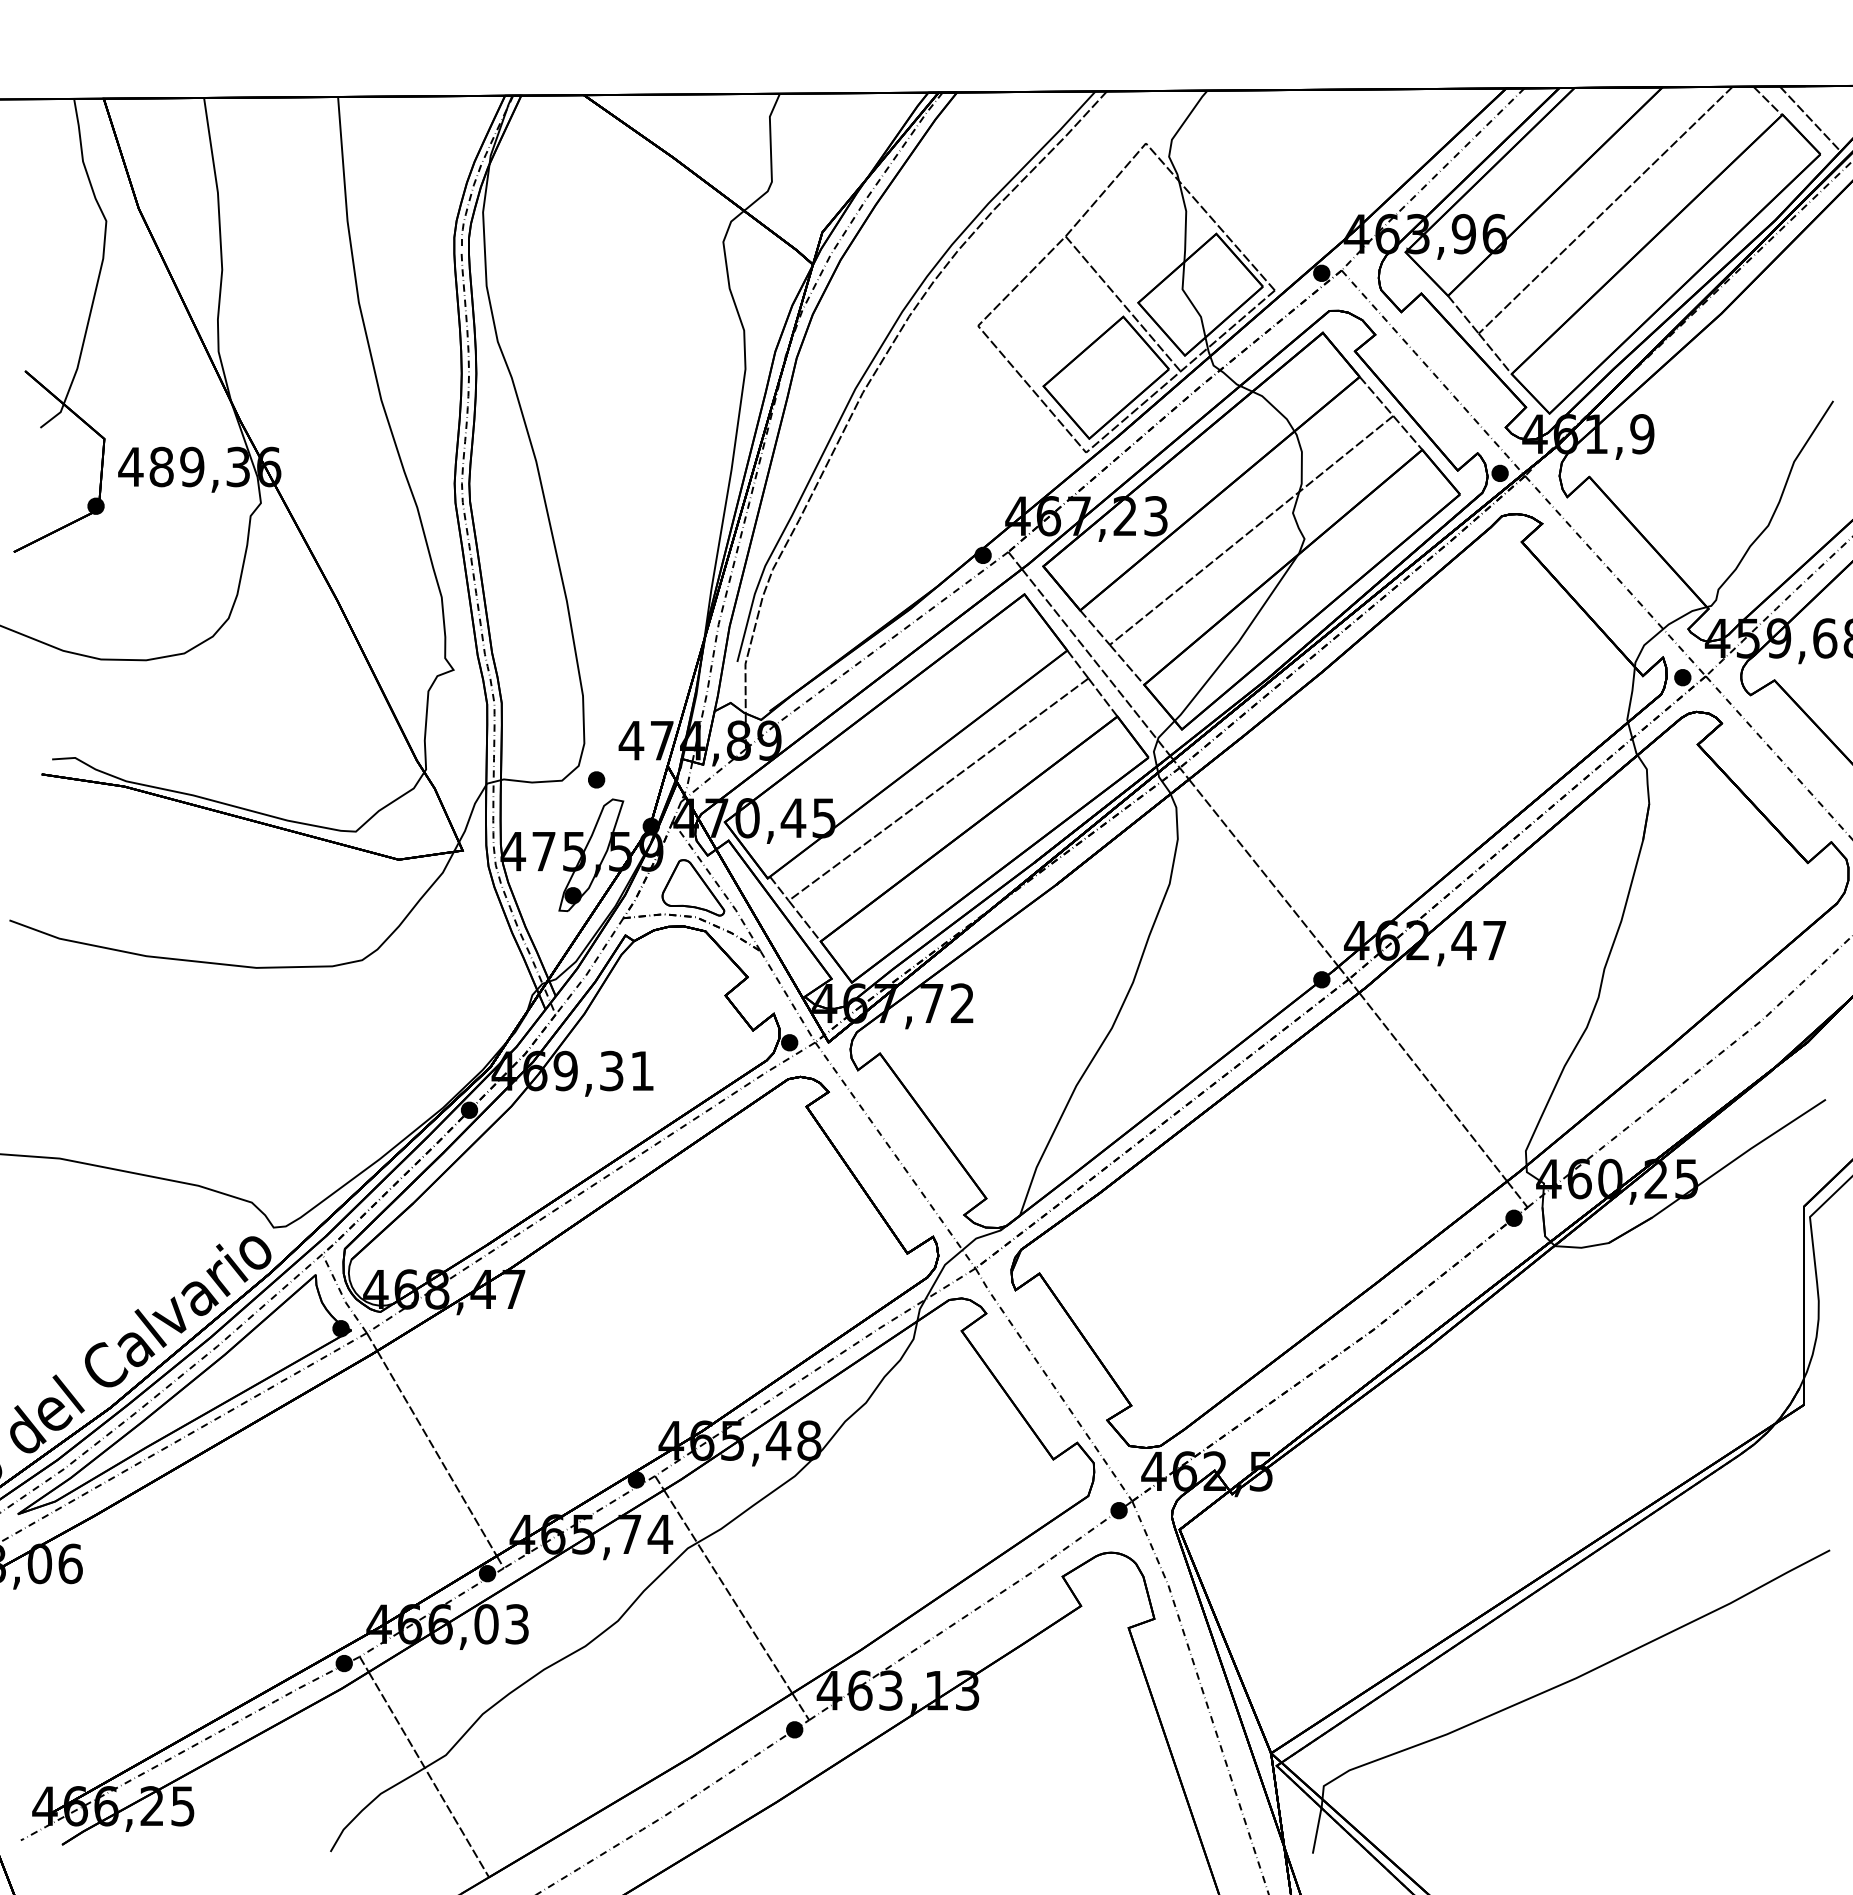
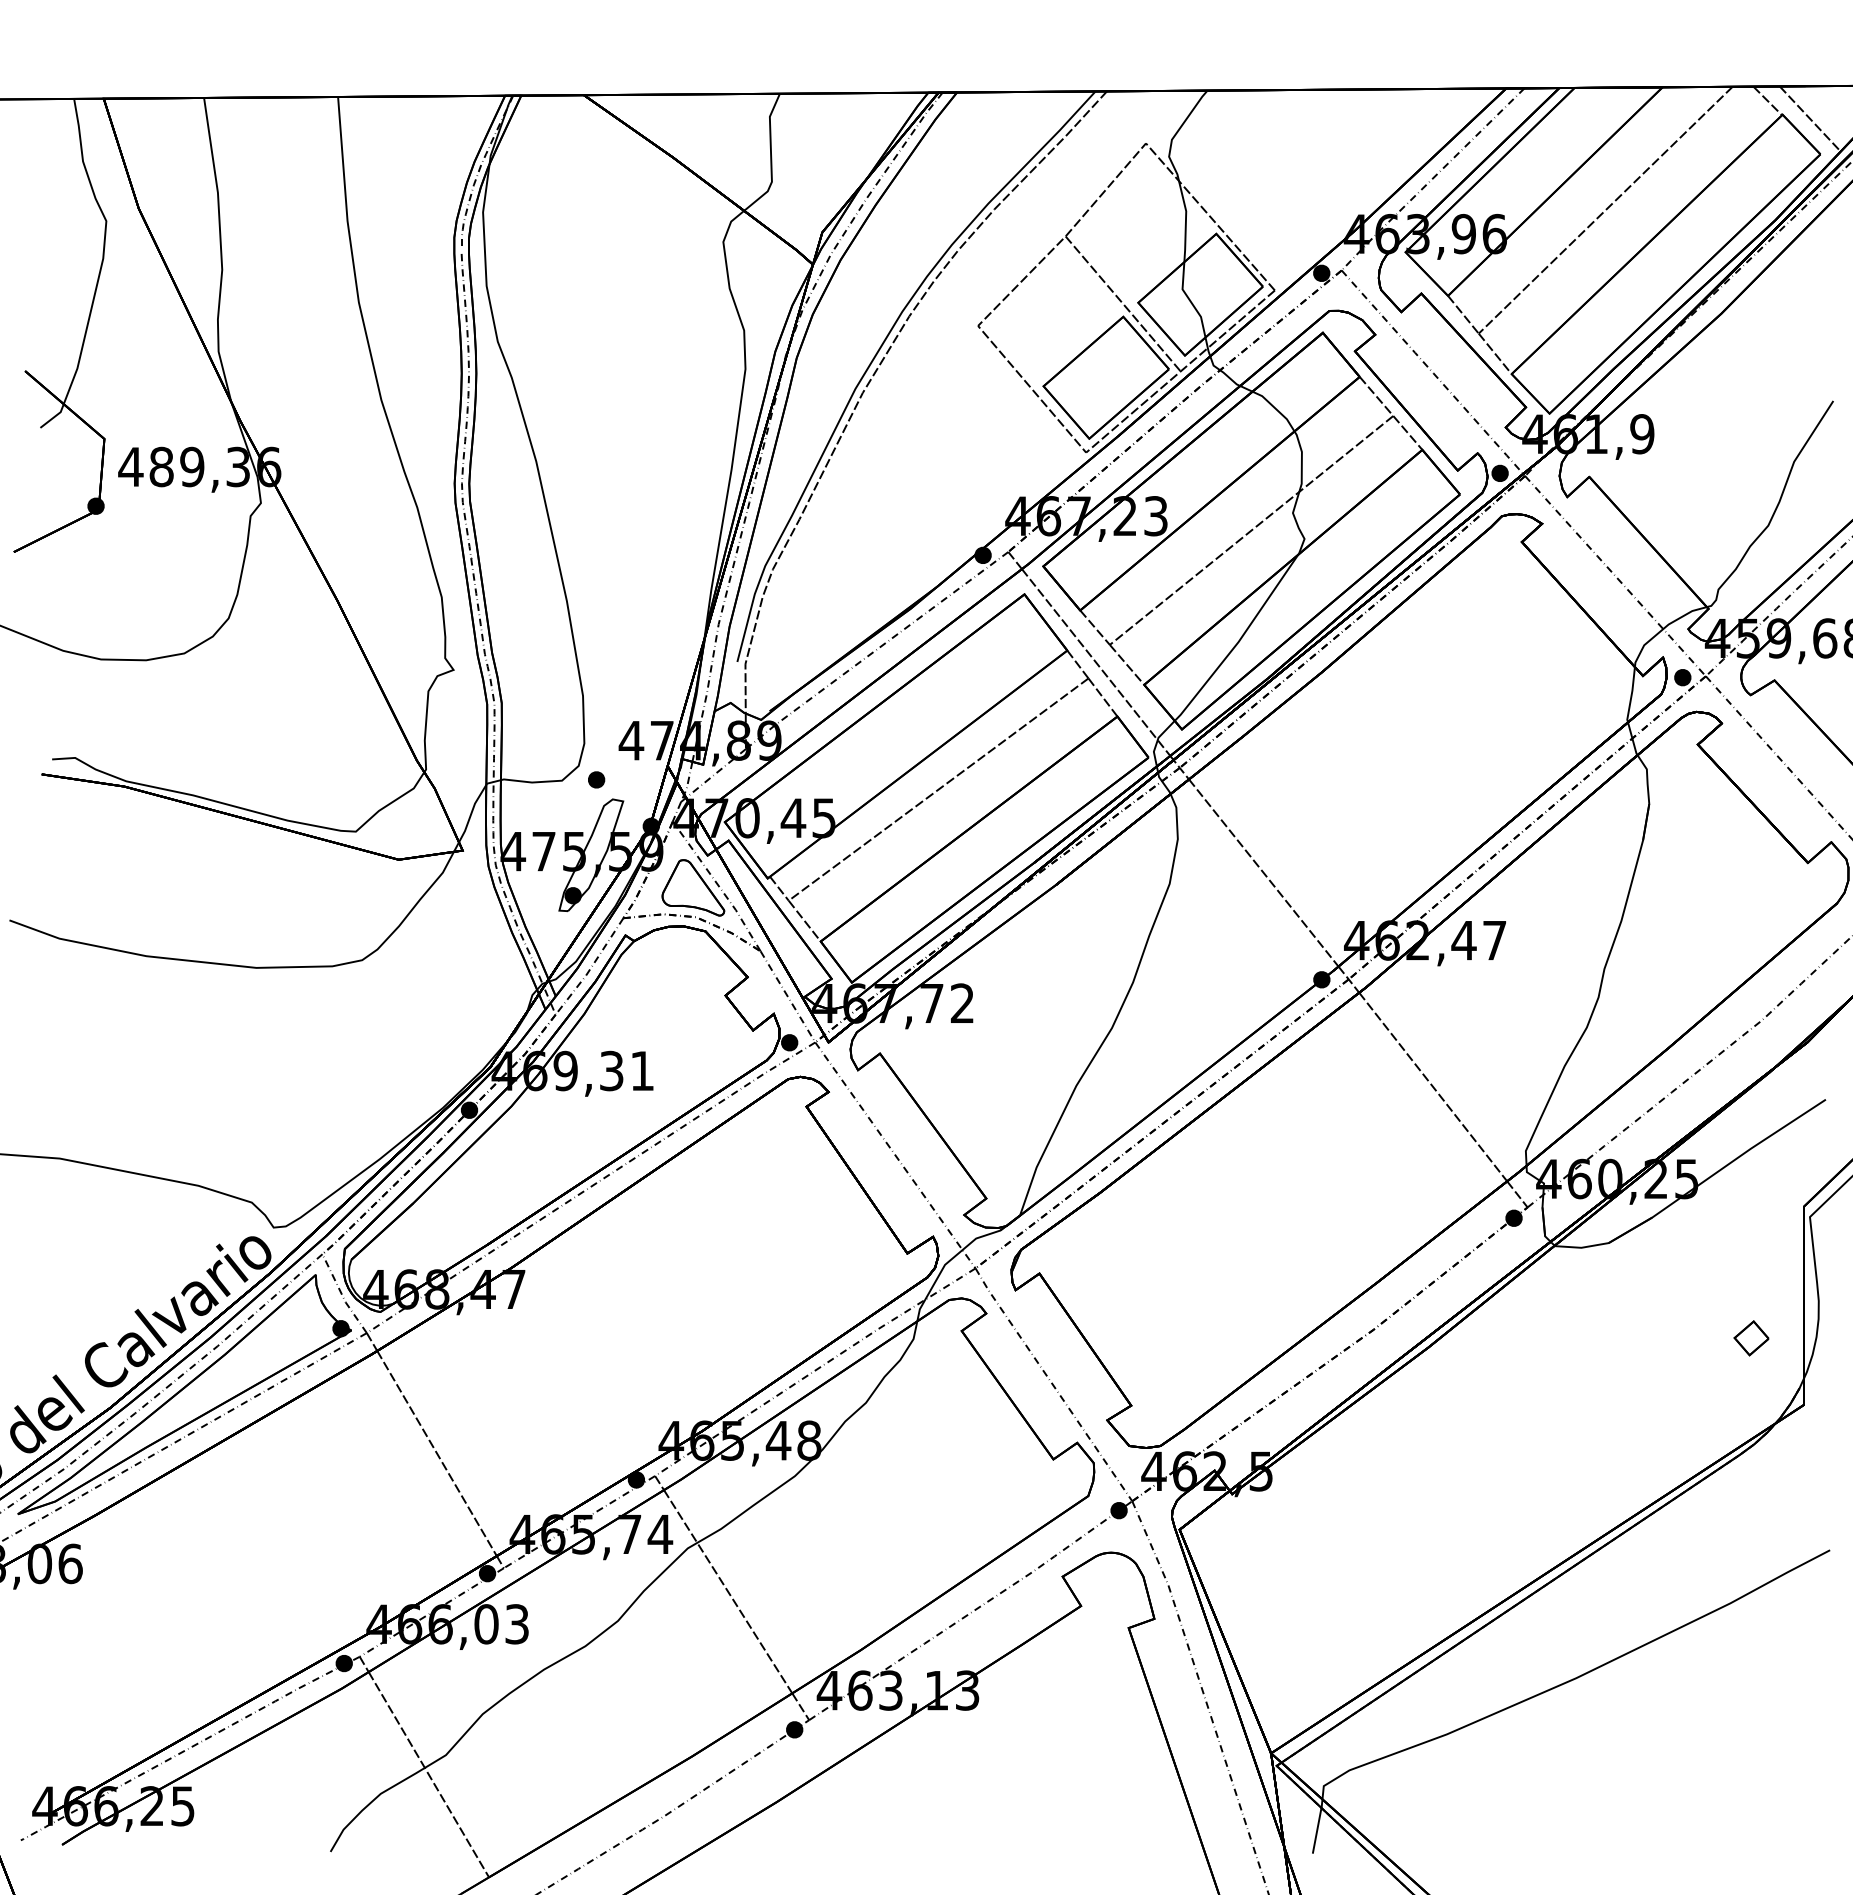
part: none -> present (1751, 1338)
